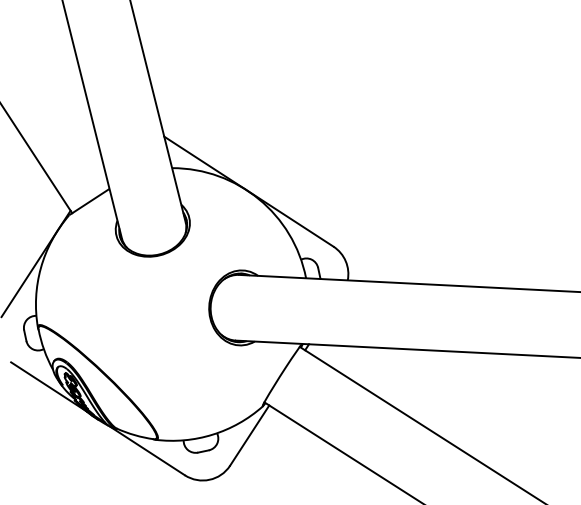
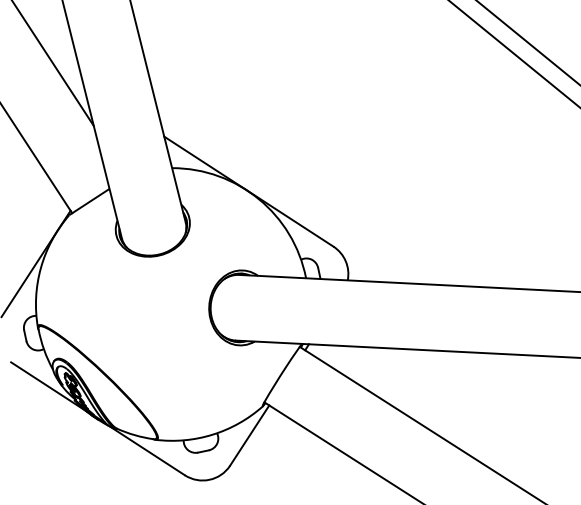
line: none -> present (527, 42)
line: none -> present (513, 53)
line: none -> present (53, 63)
